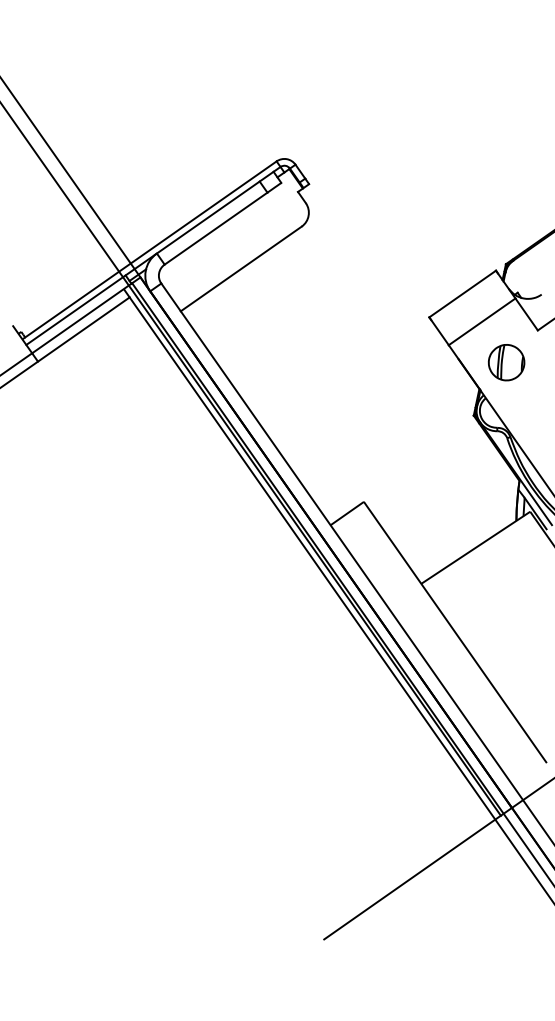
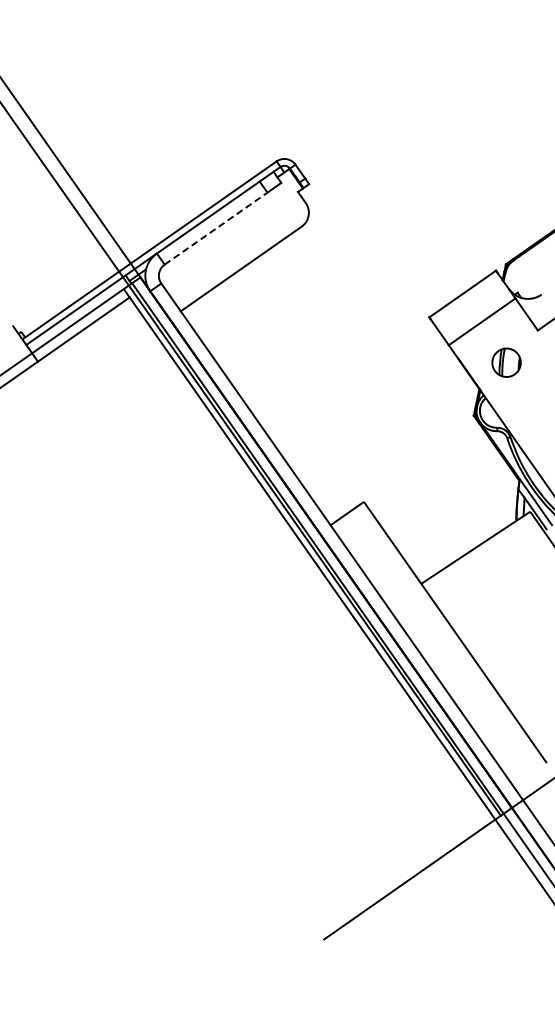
line: solid -> dashed (216, 228)
part size: 39x38 px -> 31x31 px (506, 362)
